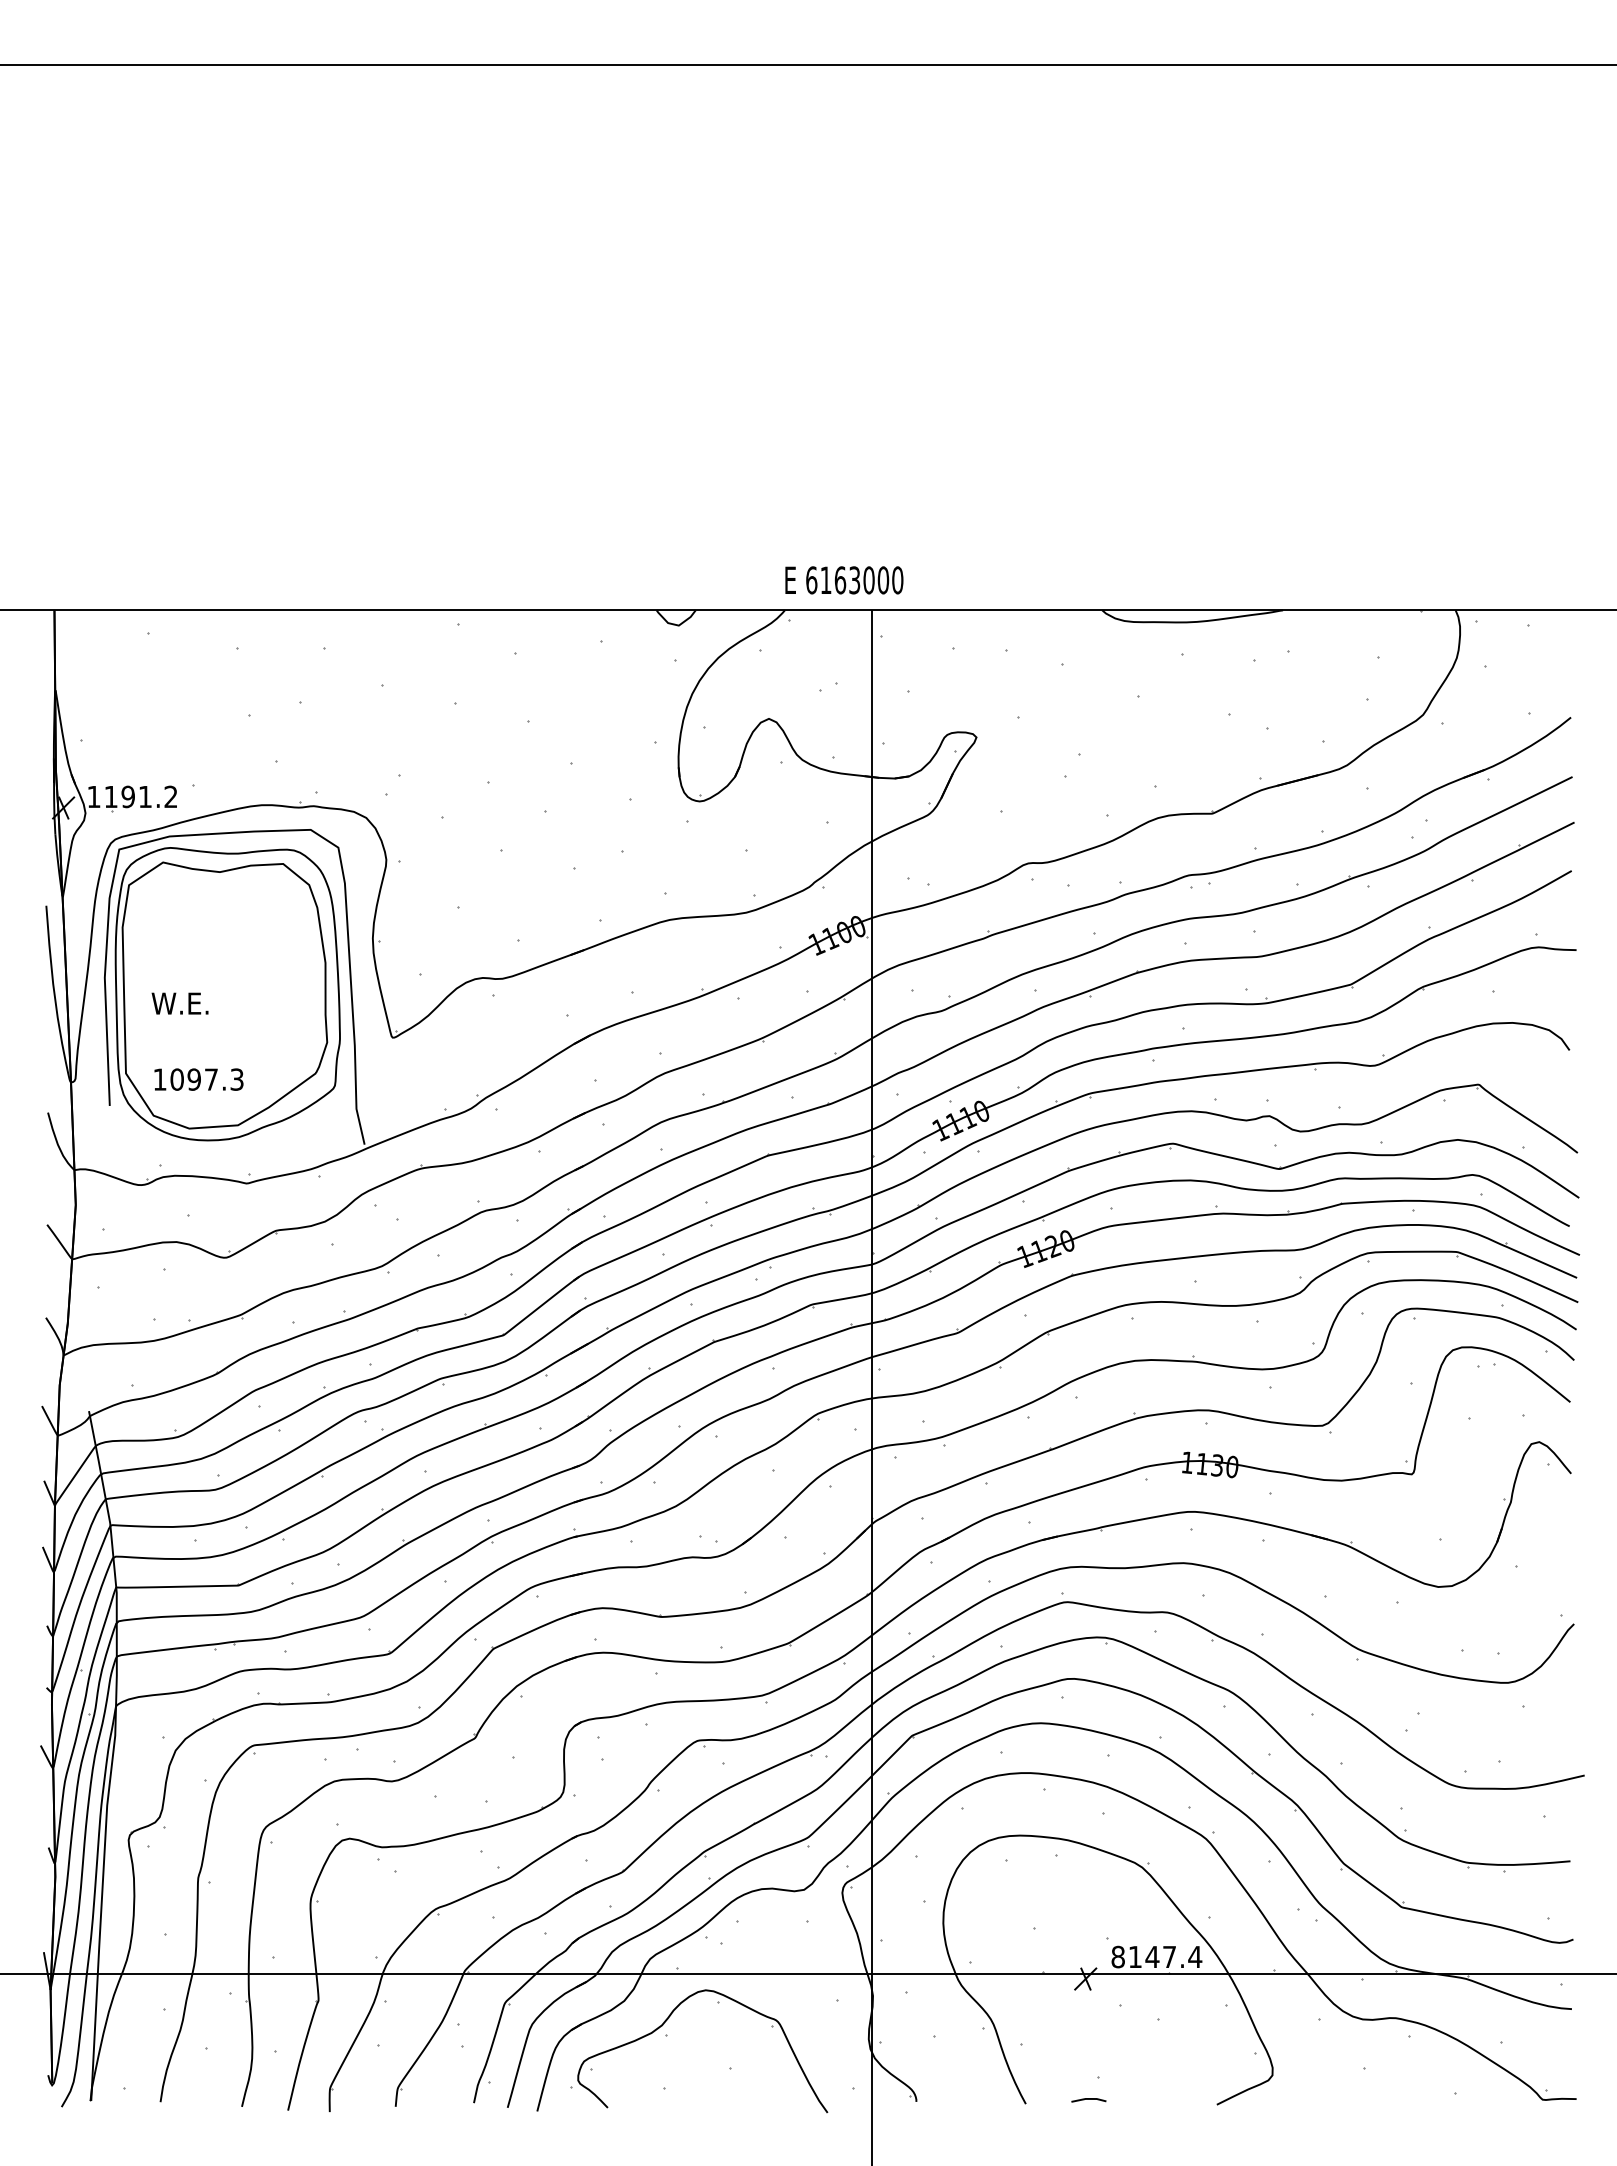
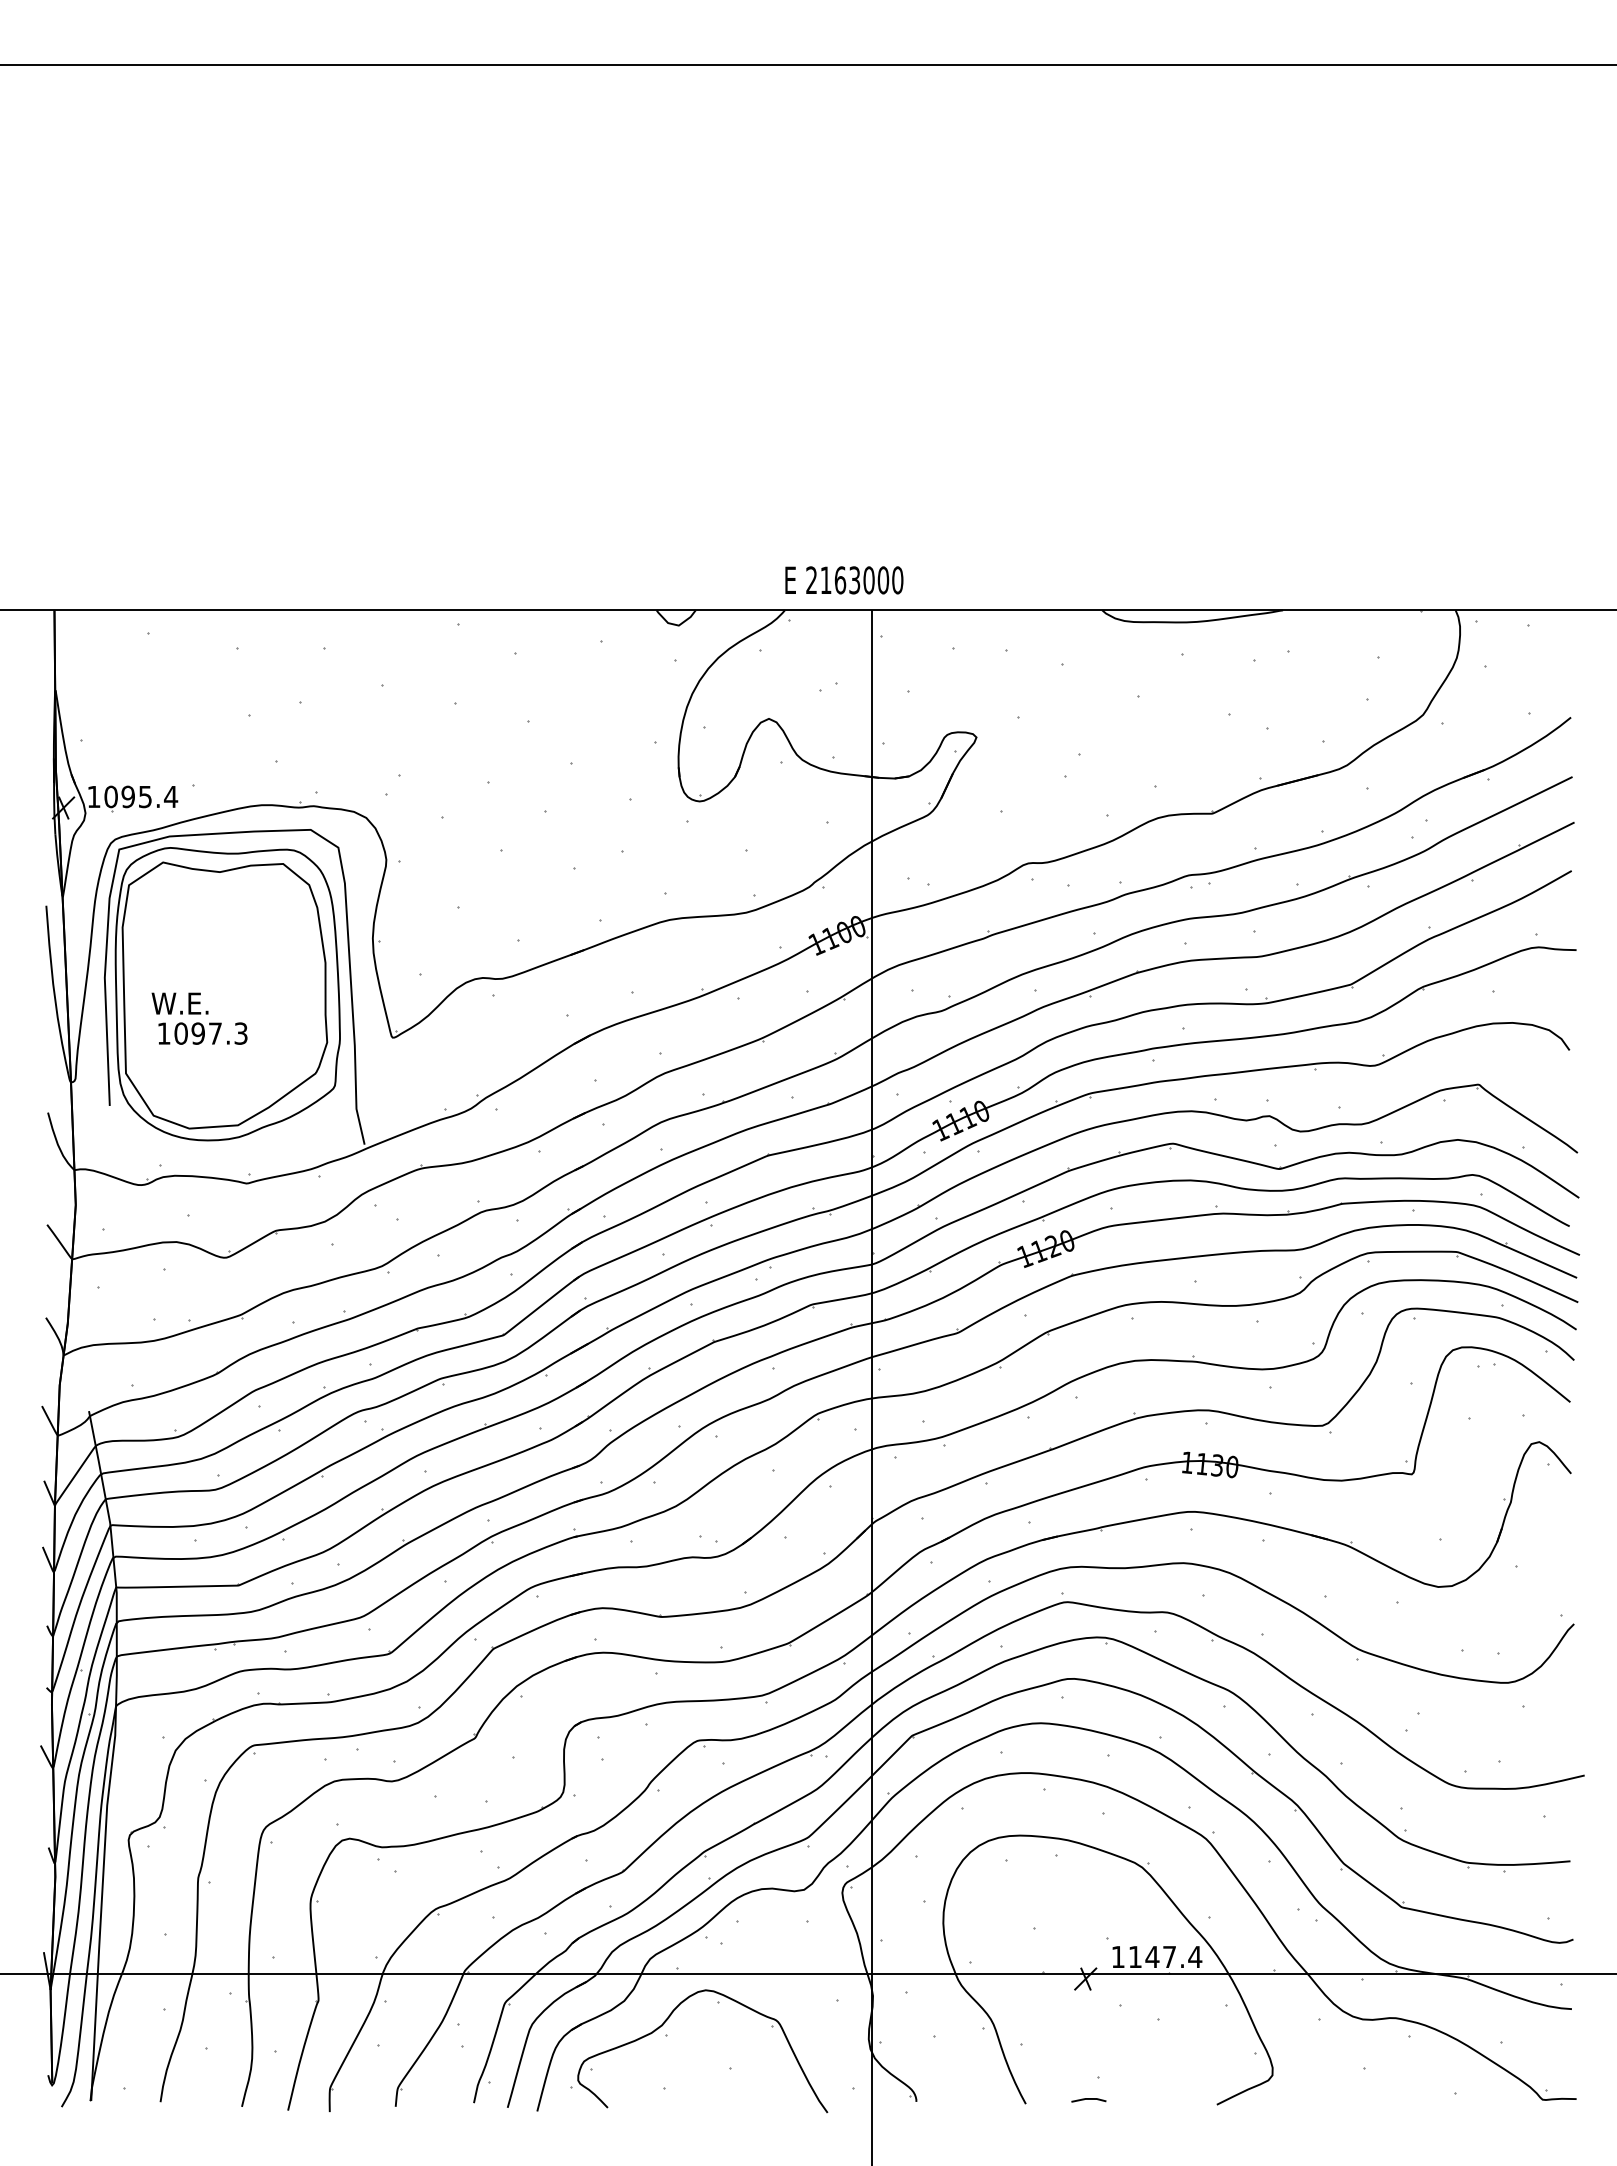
text: 6163000 -> 2163000 (811, 580)
text: 1191.2 -> 1095.4 (141, 796)
text position: (198, 1079) -> (202, 1033) (202, 1033)
text: 8147.4 -> 1147.4 (1117, 1956)
